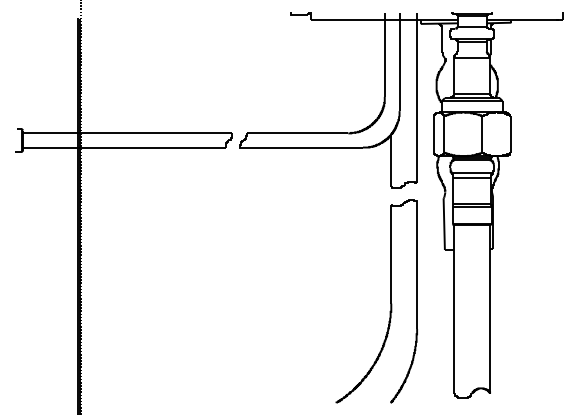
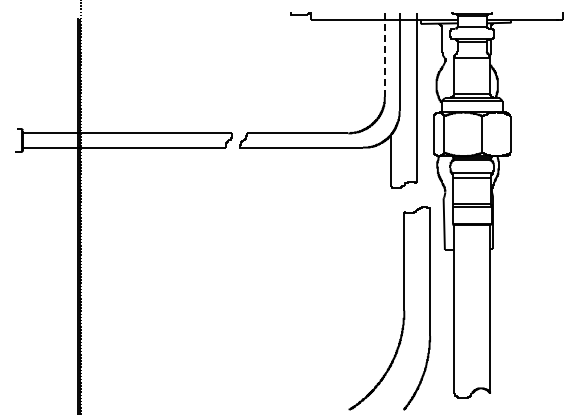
line: solid -> dashed (384, 55)
part position: (390, 301) -> (403, 308) (403, 308)
